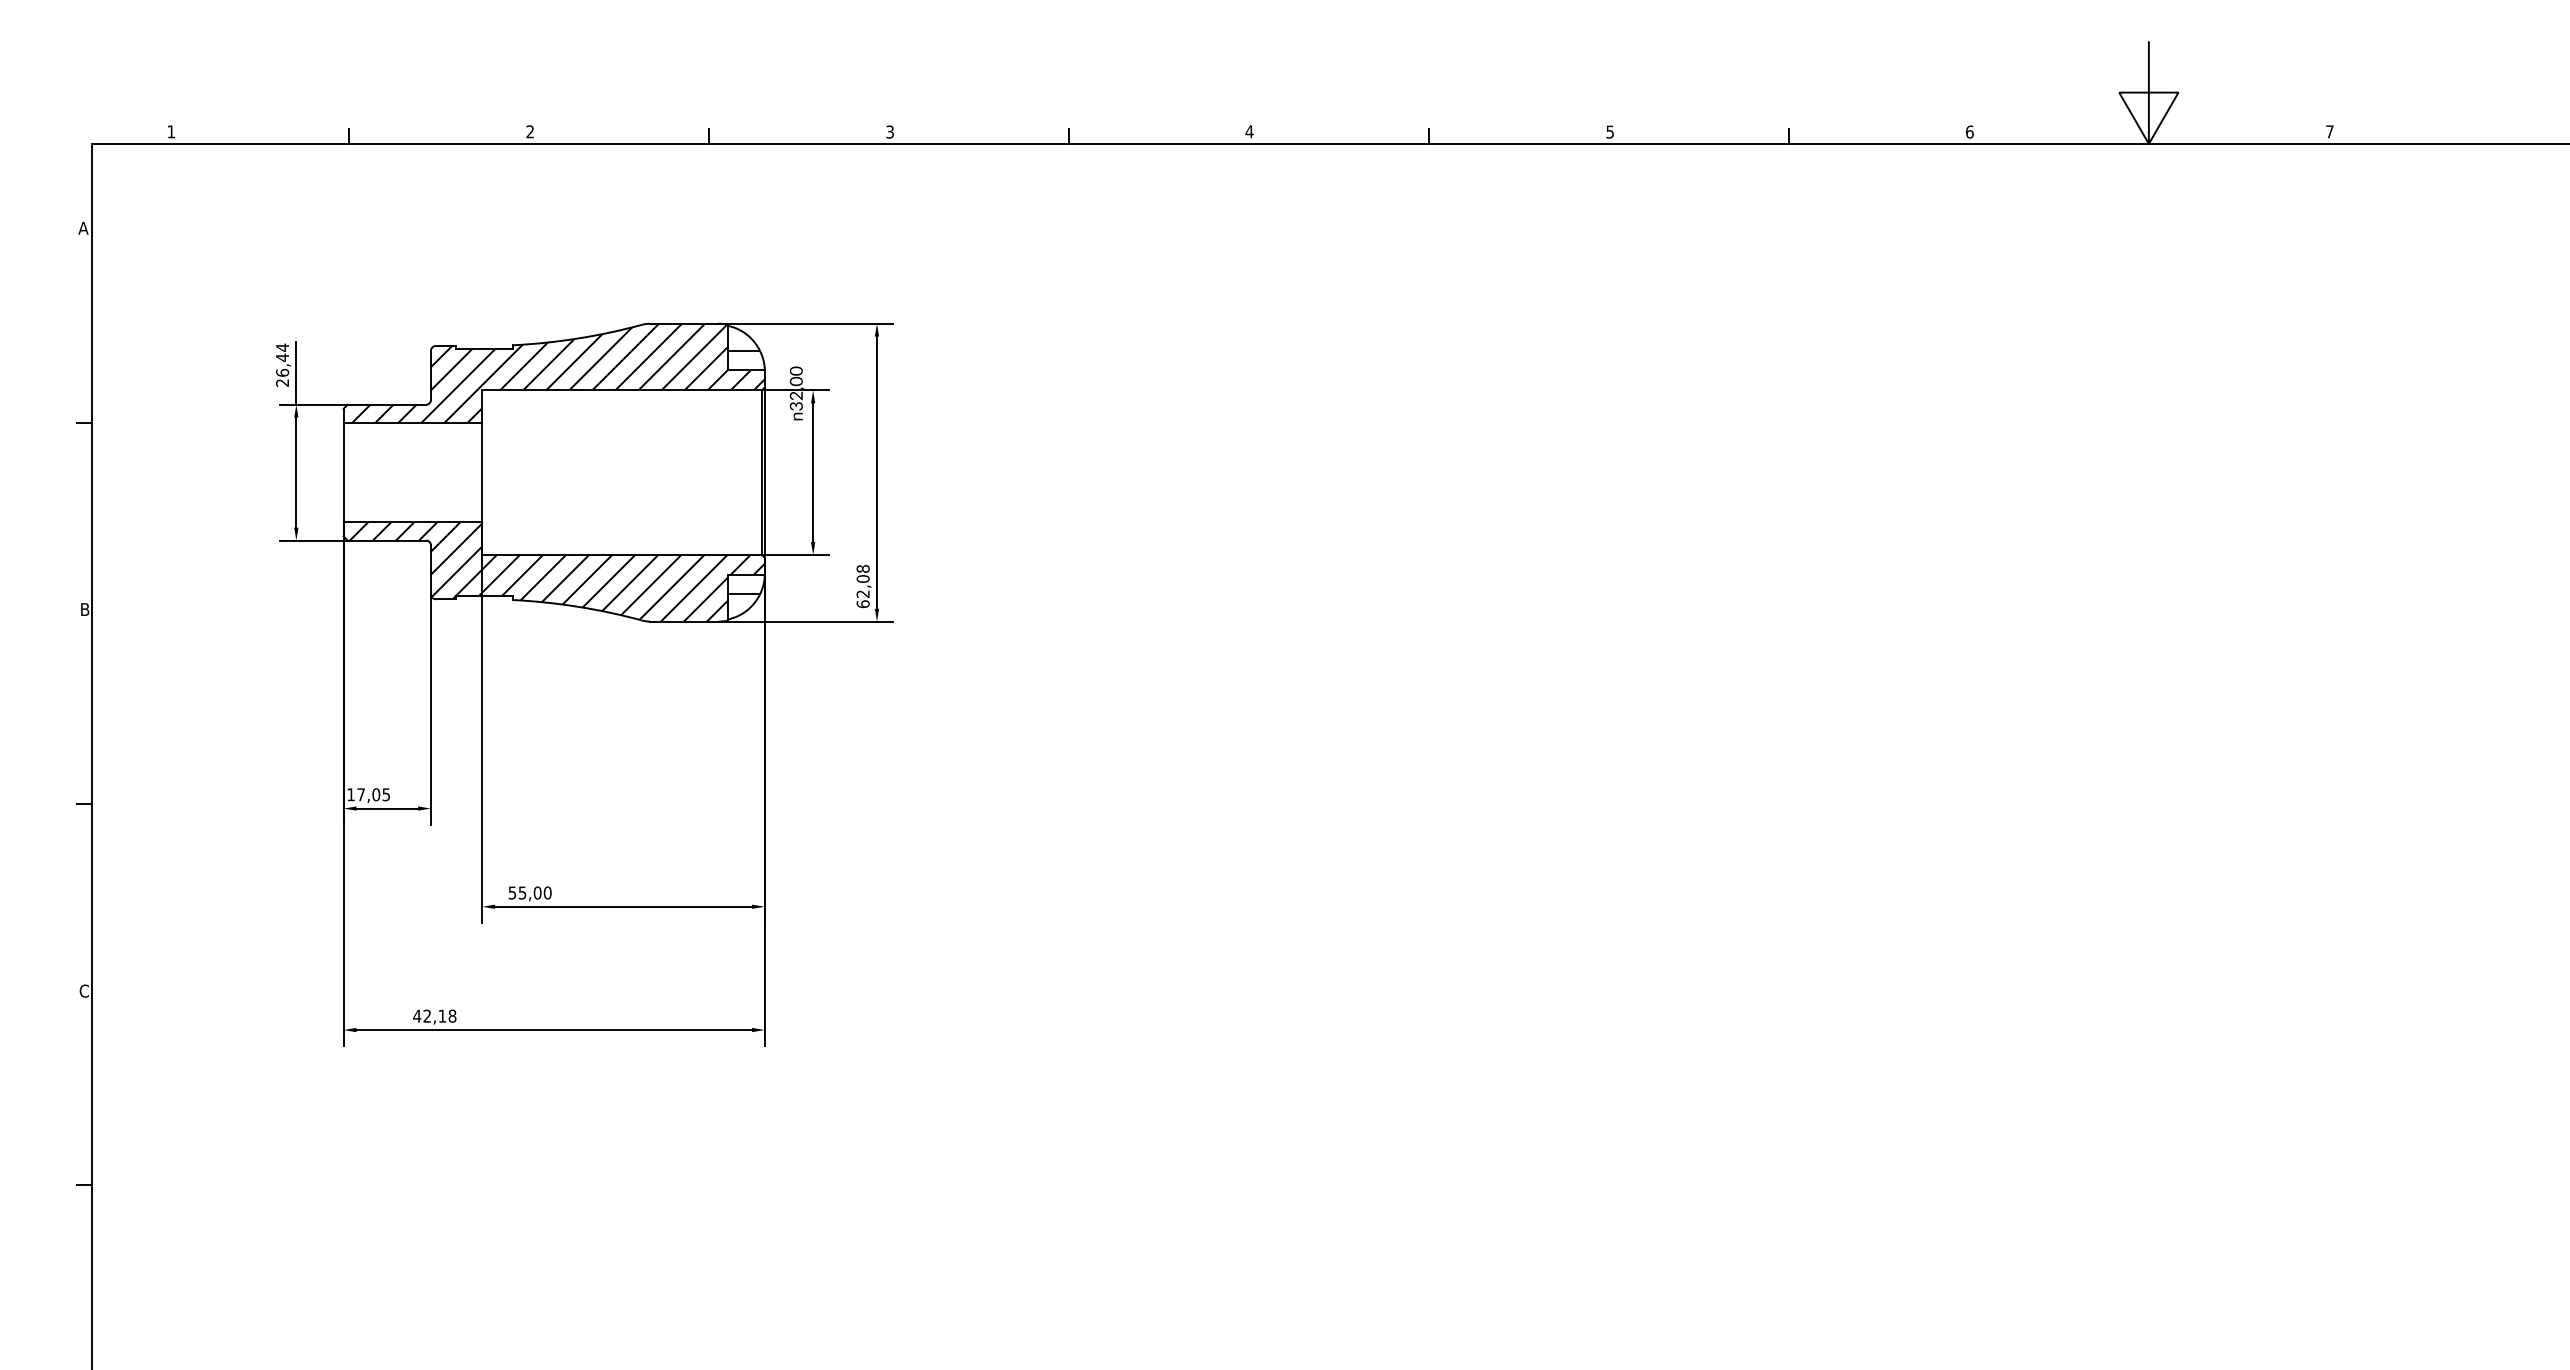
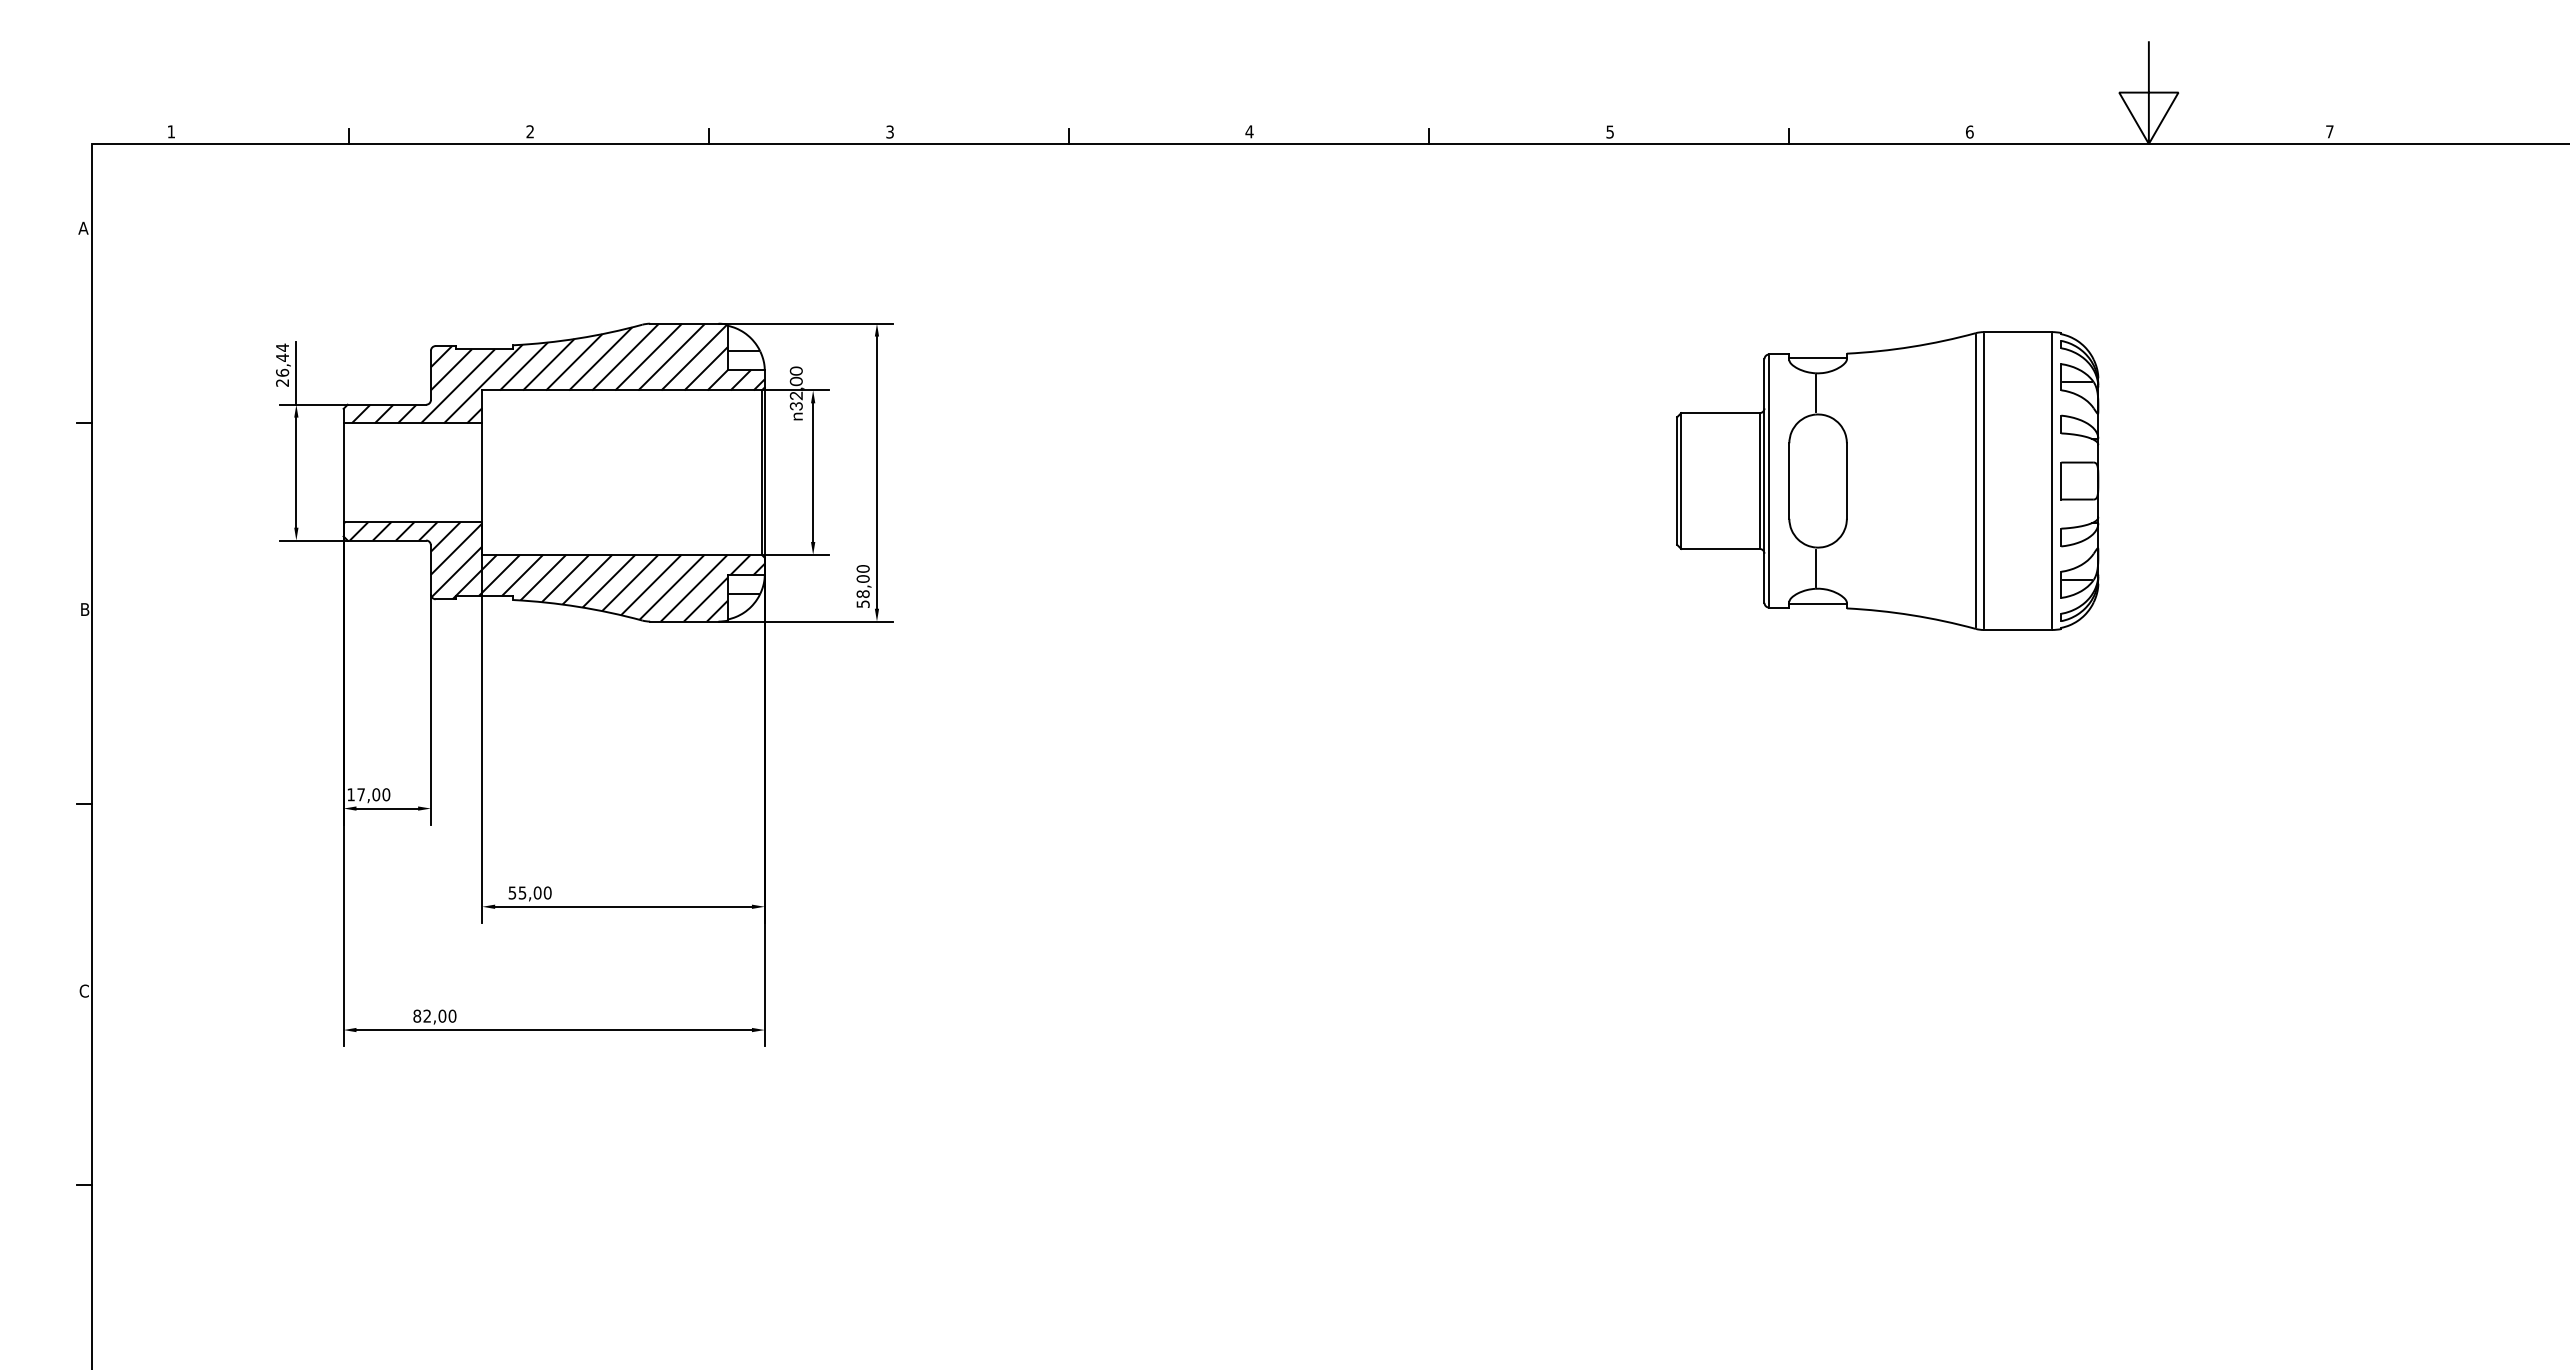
part: none -> present (1887, 480)
text: 62,08 -> 58,00 (862, 586)
text: 17,05 -> 17,00 (386, 794)
text: 42,18 -> 82,00 (434, 1015)
